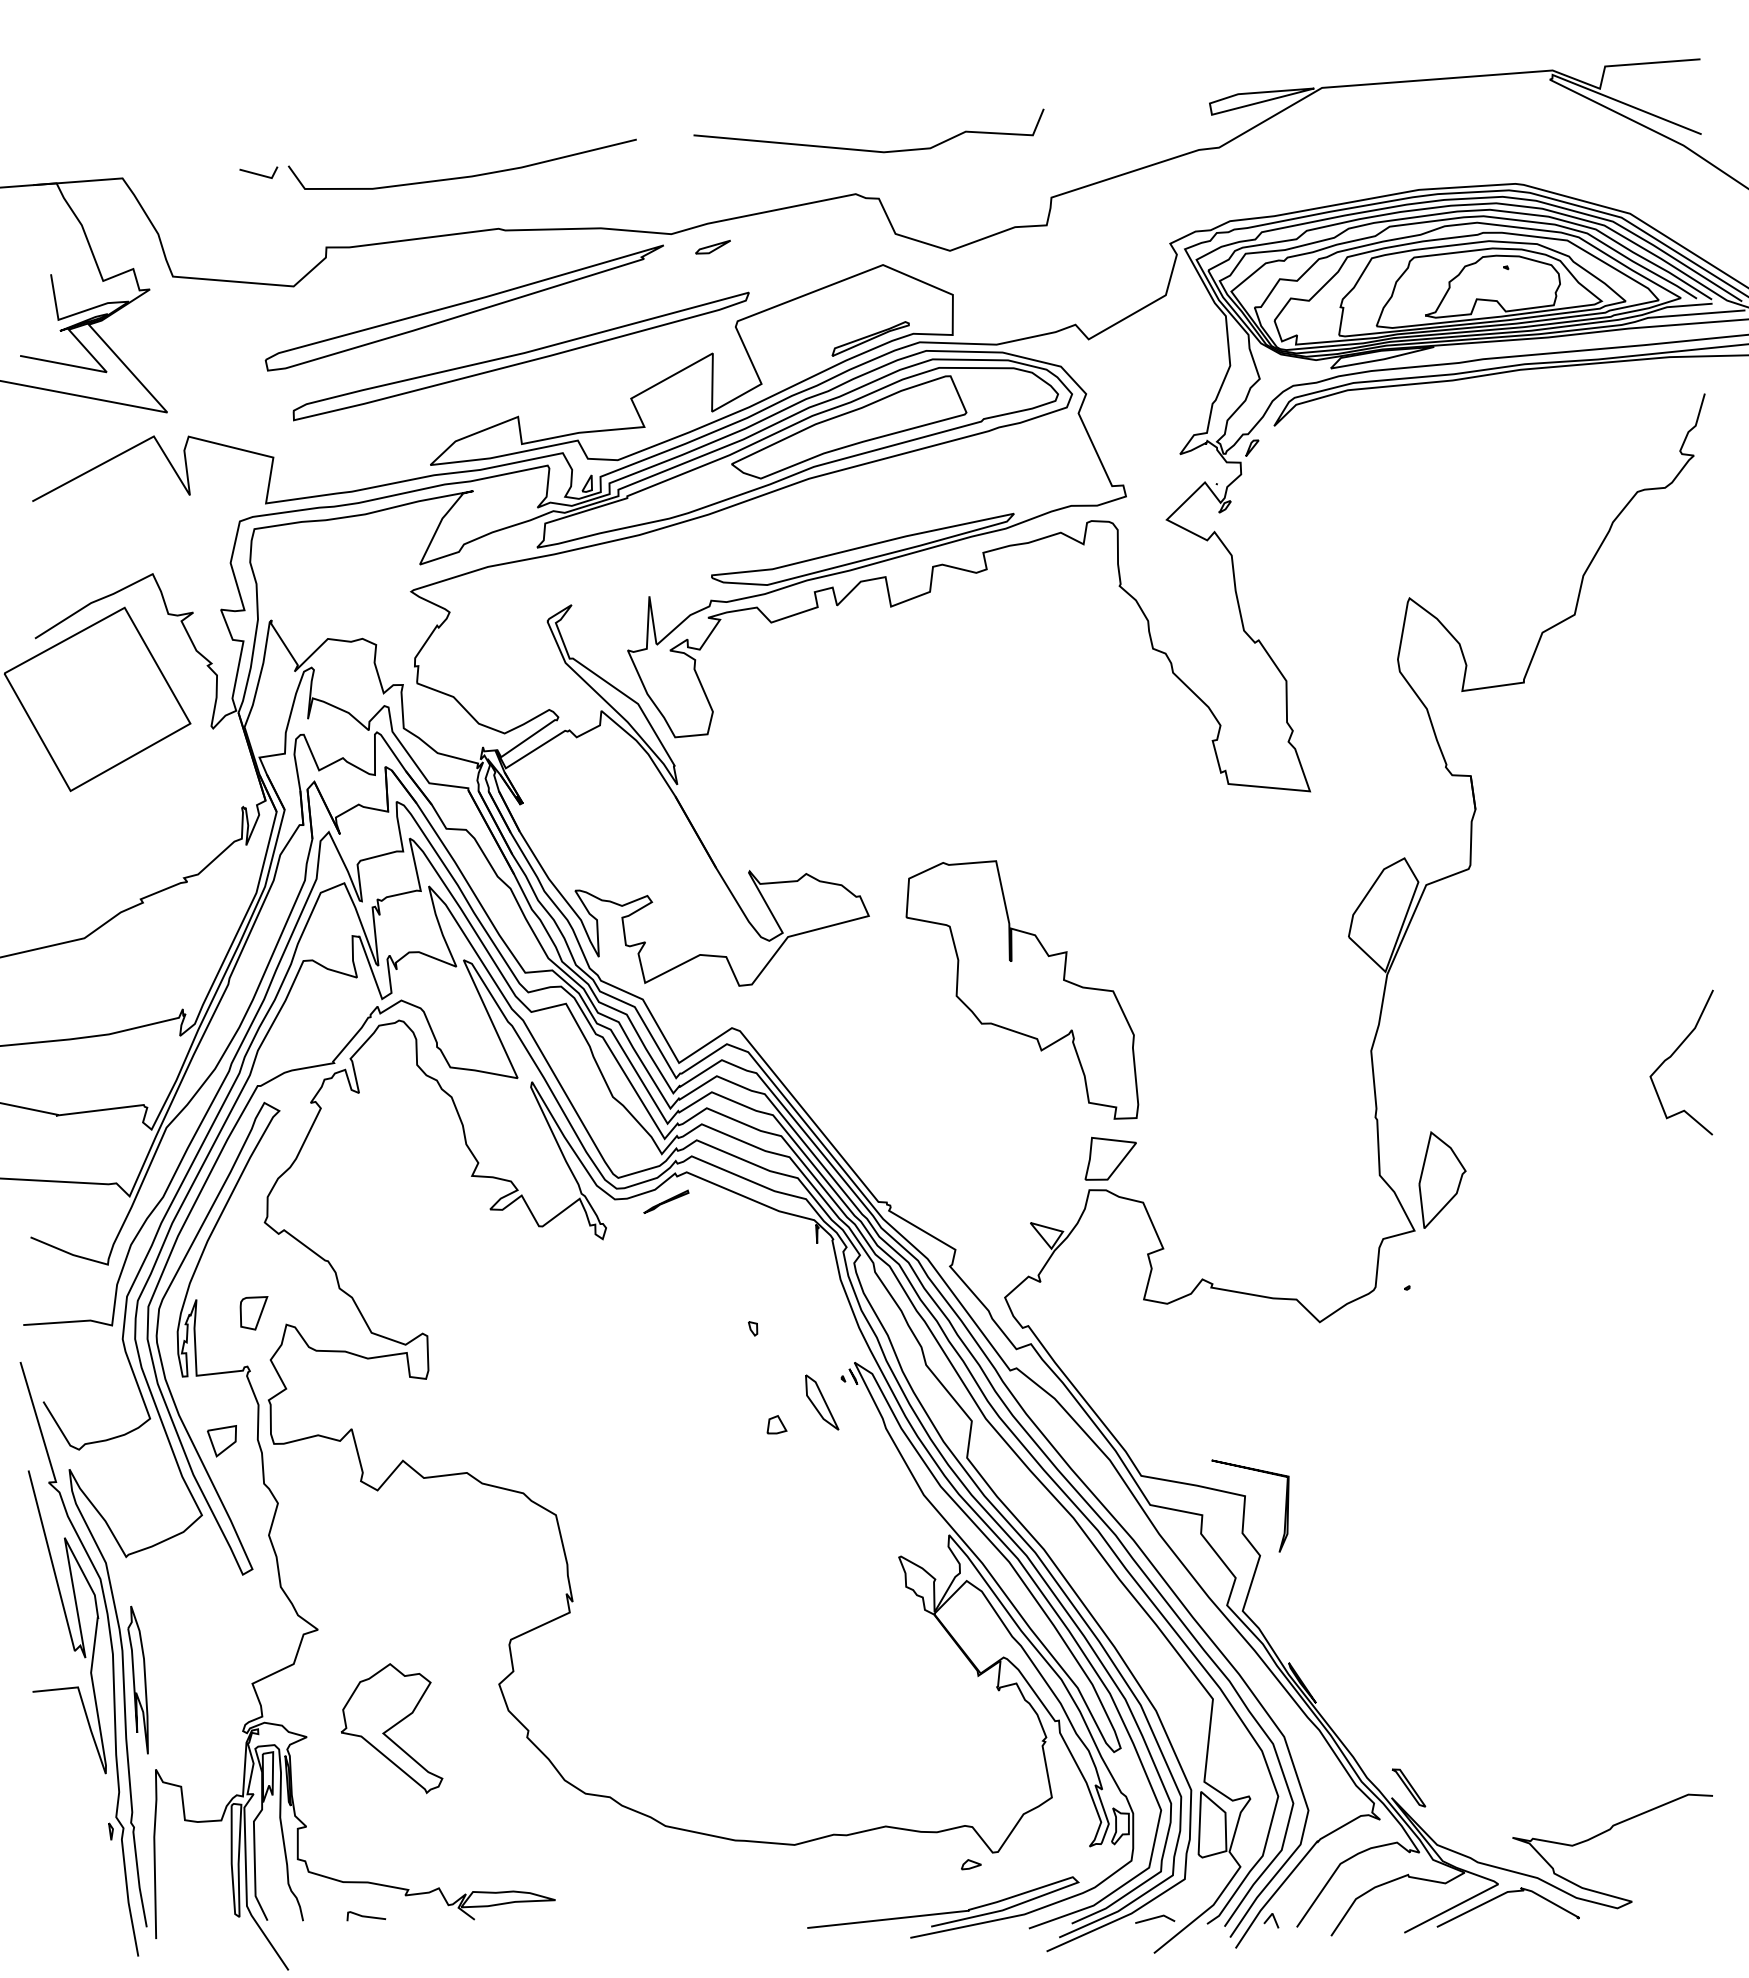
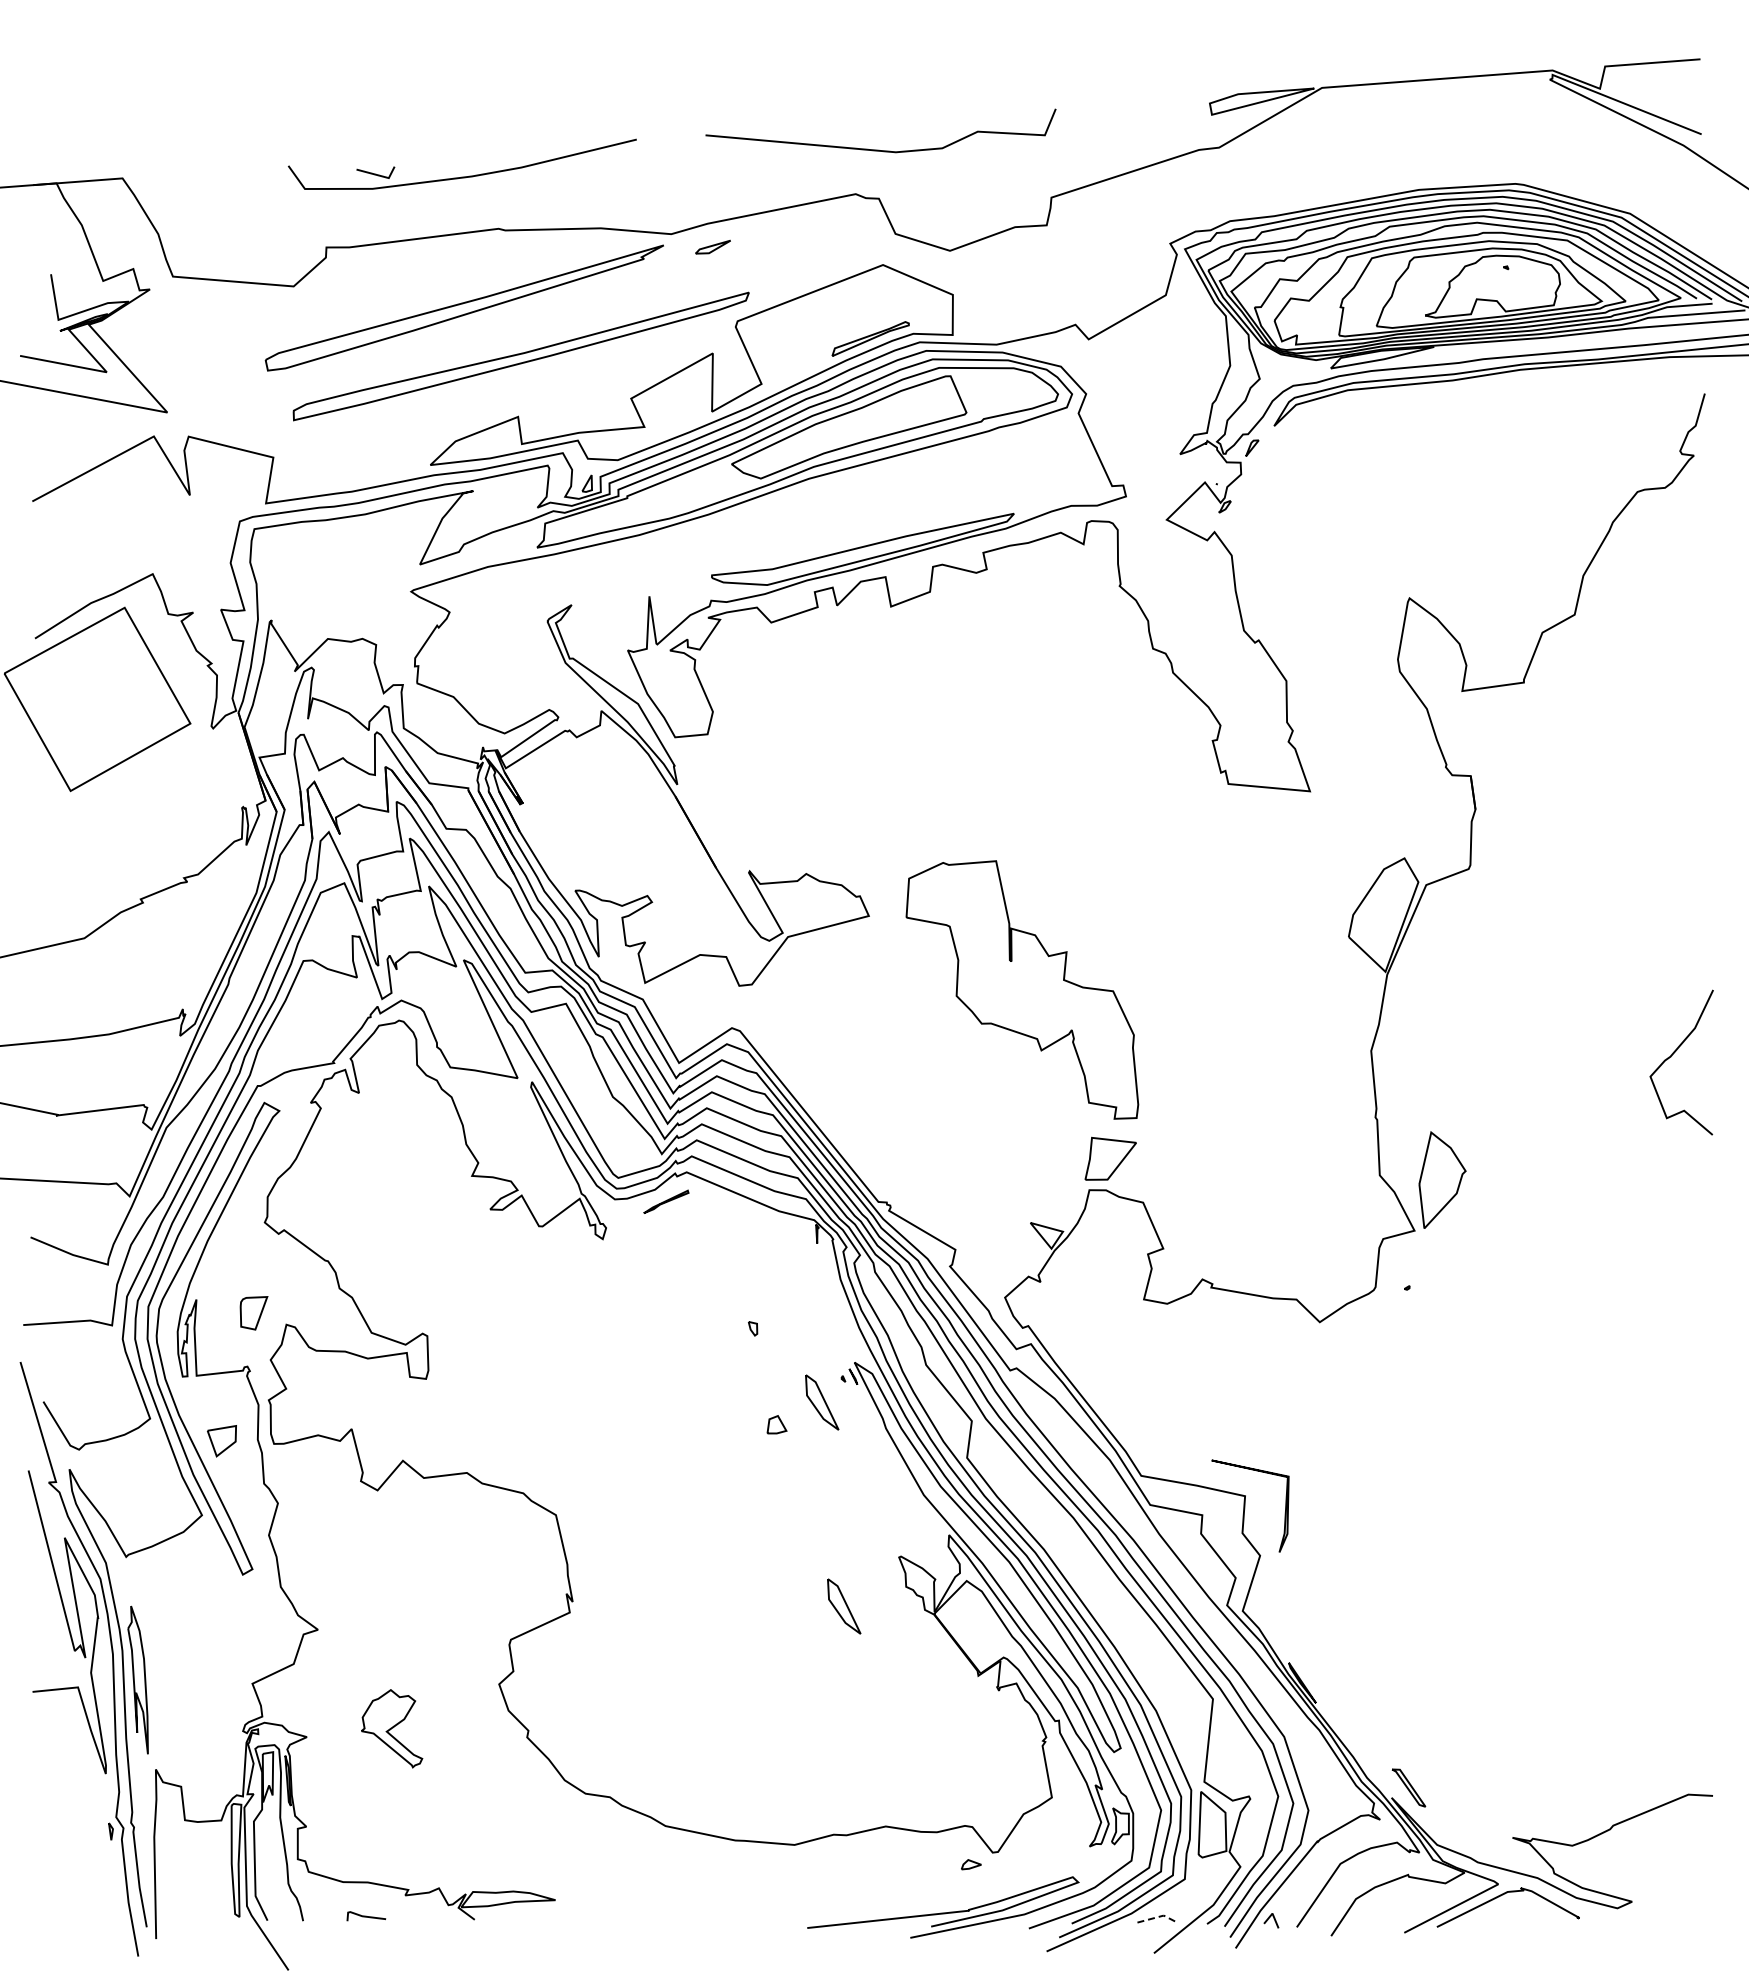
curve position: (867, 149) -> (879, 149) (879, 149)
line position: (258, 173) -> (375, 173) (375, 173)
part: none -> present (844, 1606)
part size: 104x132 px -> 63x80 px (392, 1728)
line: solid -> dashed (1156, 1917)
